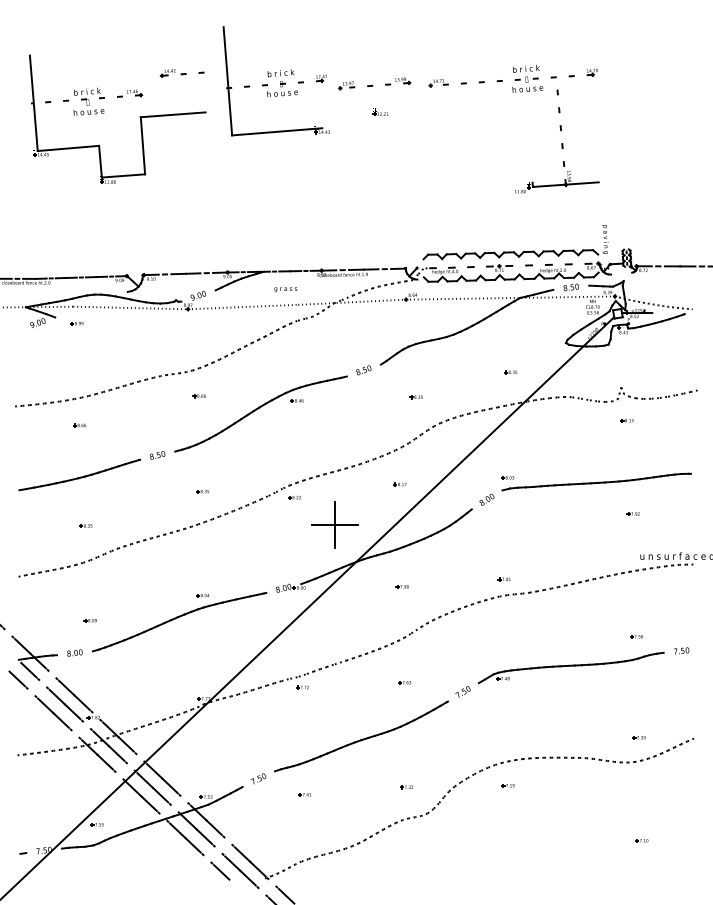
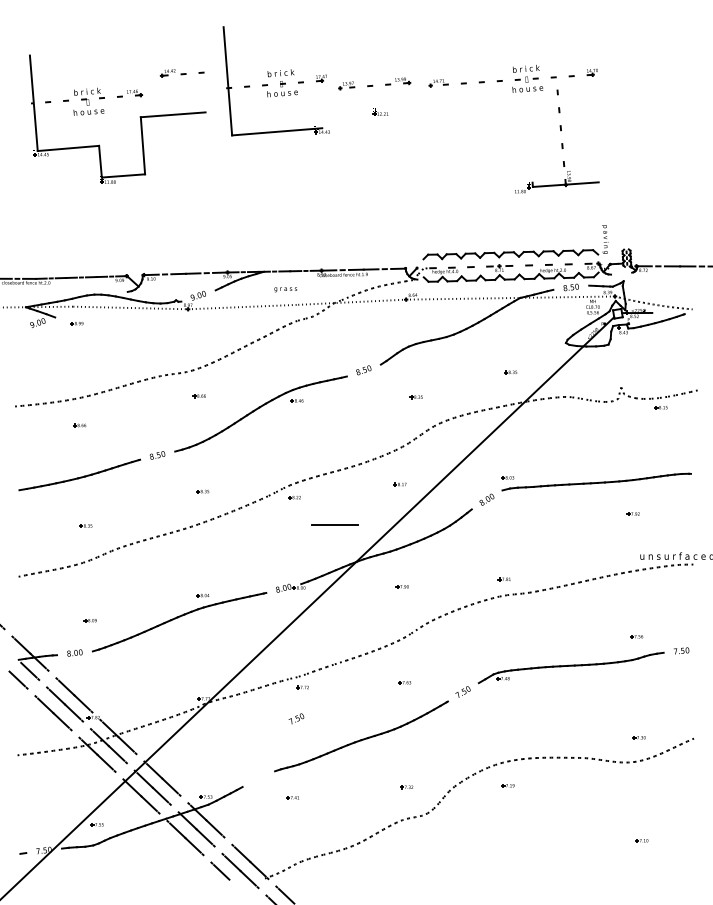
part position: (626, 420) -> (660, 407) (660, 407)
line: present -> none (334, 524)
text position: (258, 778) -> (296, 718) (296, 718)
part position: (304, 794) -> (292, 797) (292, 797)
